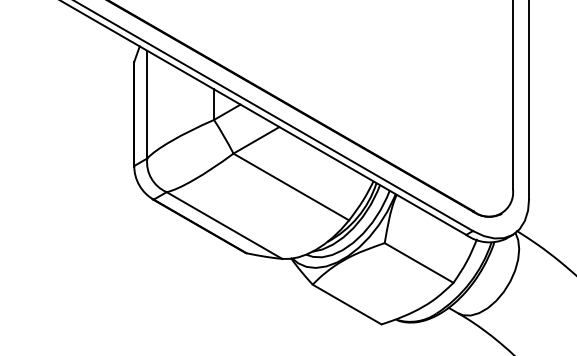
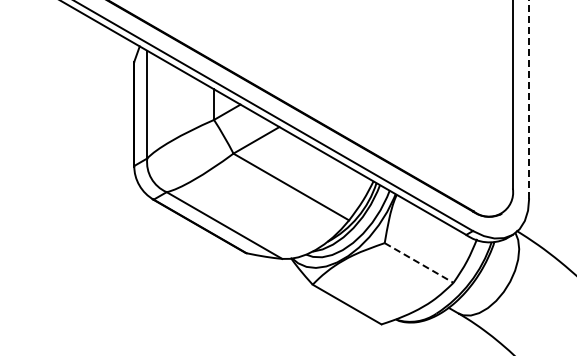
line: solid -> dashed (529, 99)
line: solid -> dashed (419, 262)
